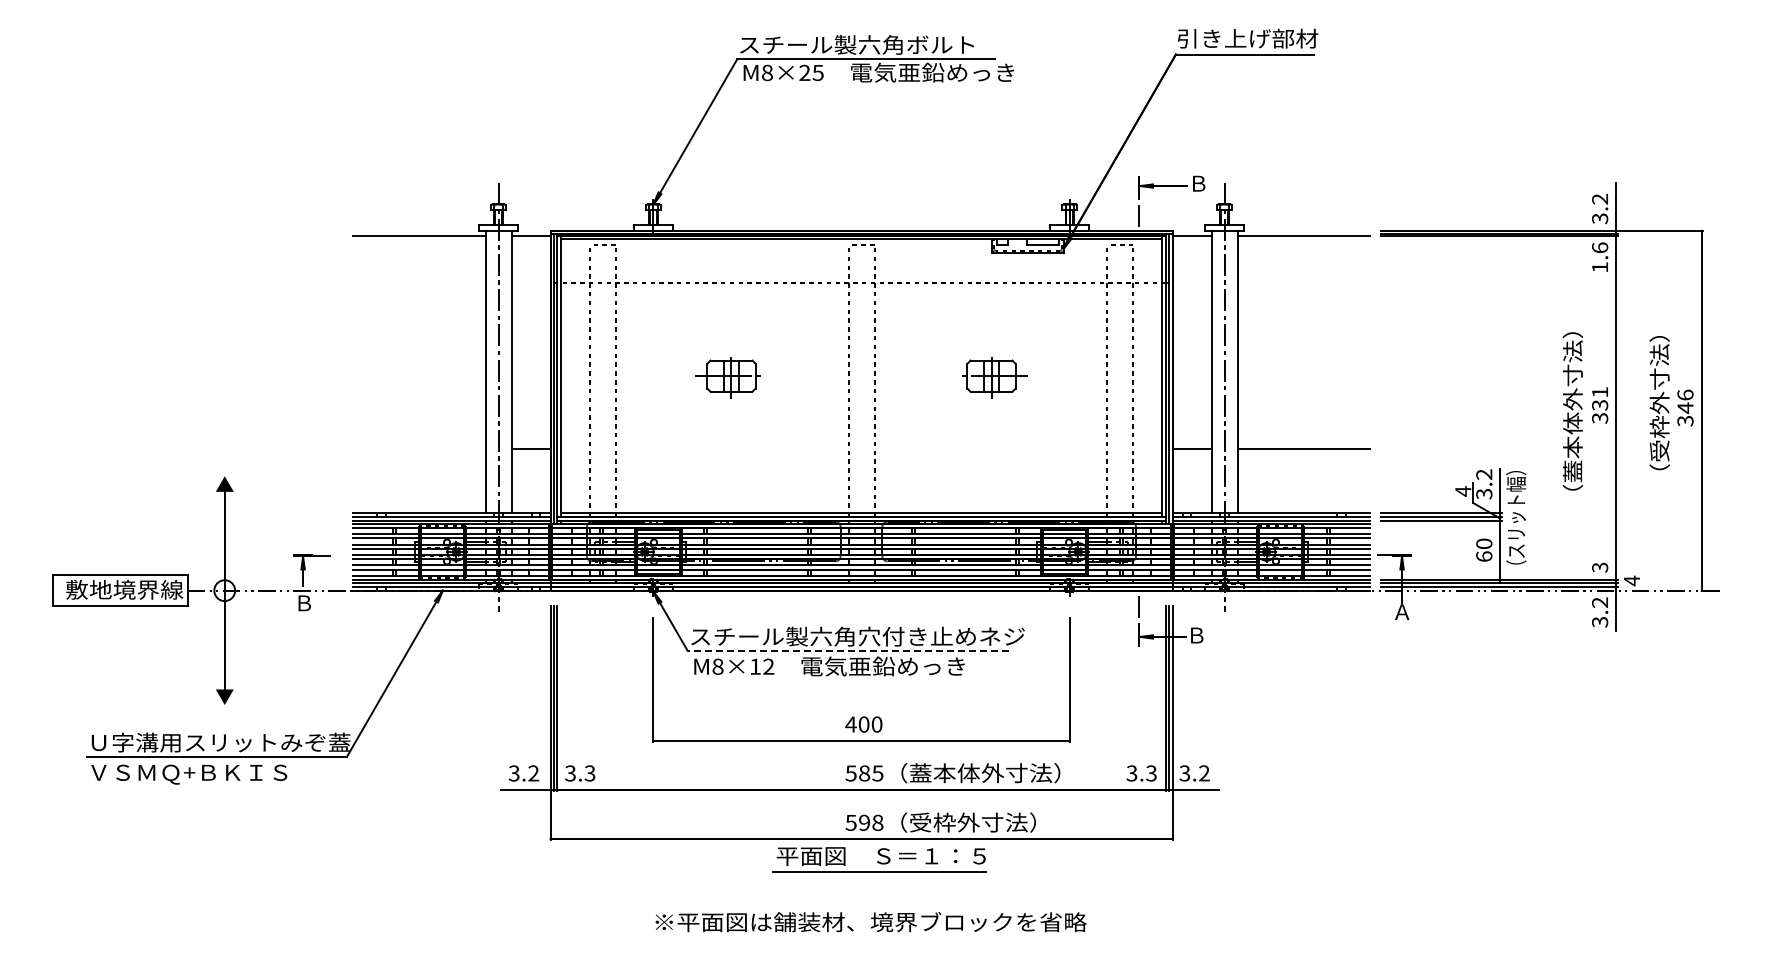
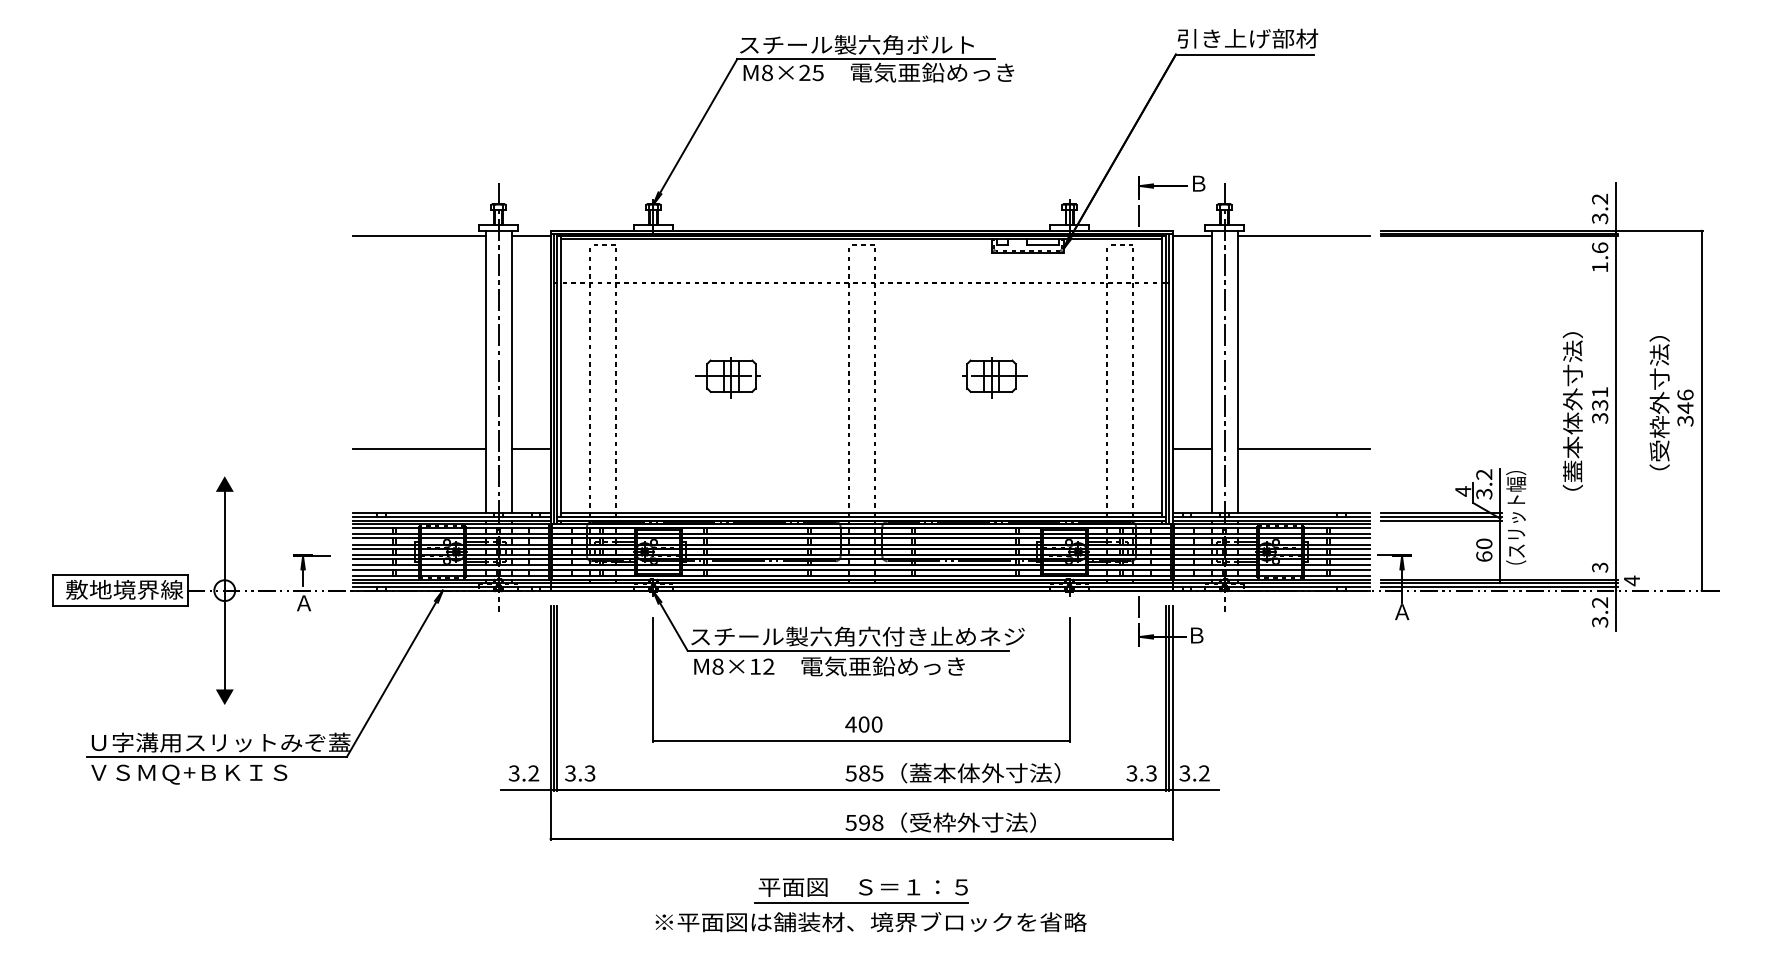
line: none -> present (418, 449)
text: Ｂ -> Ａ (303, 603)
line: dashed -> solid (848, 650)
part position: (879, 859) -> (861, 890) (861, 890)
